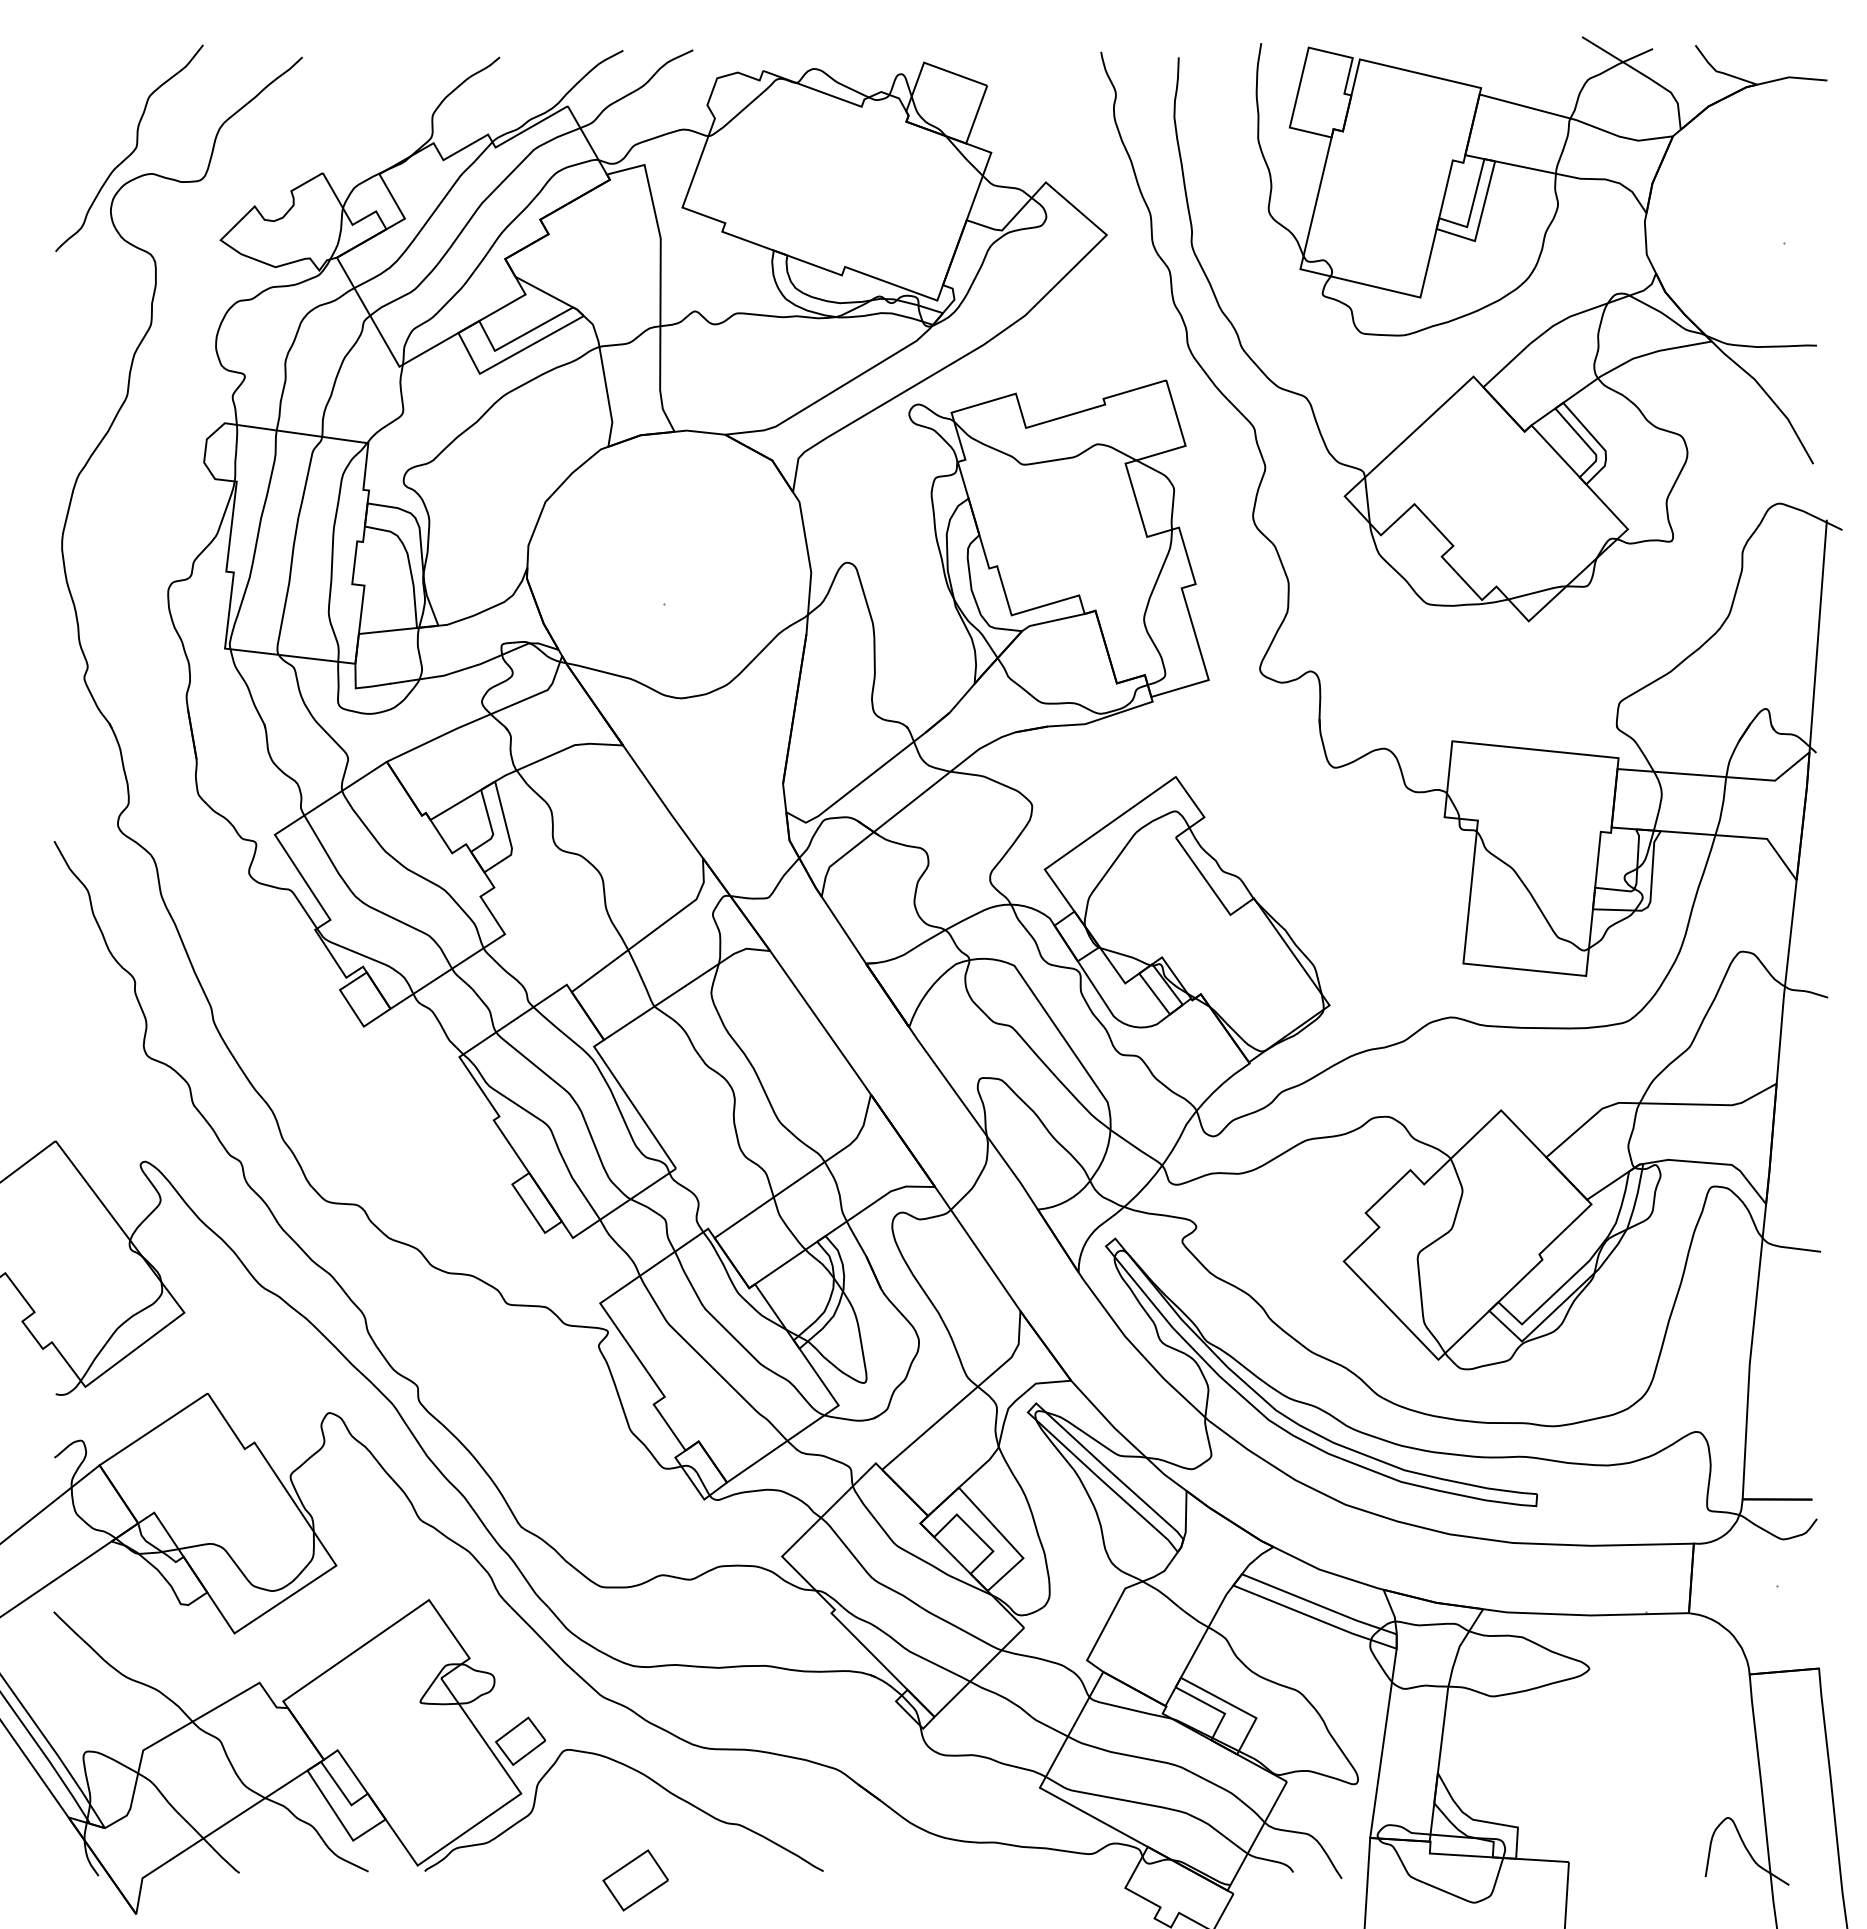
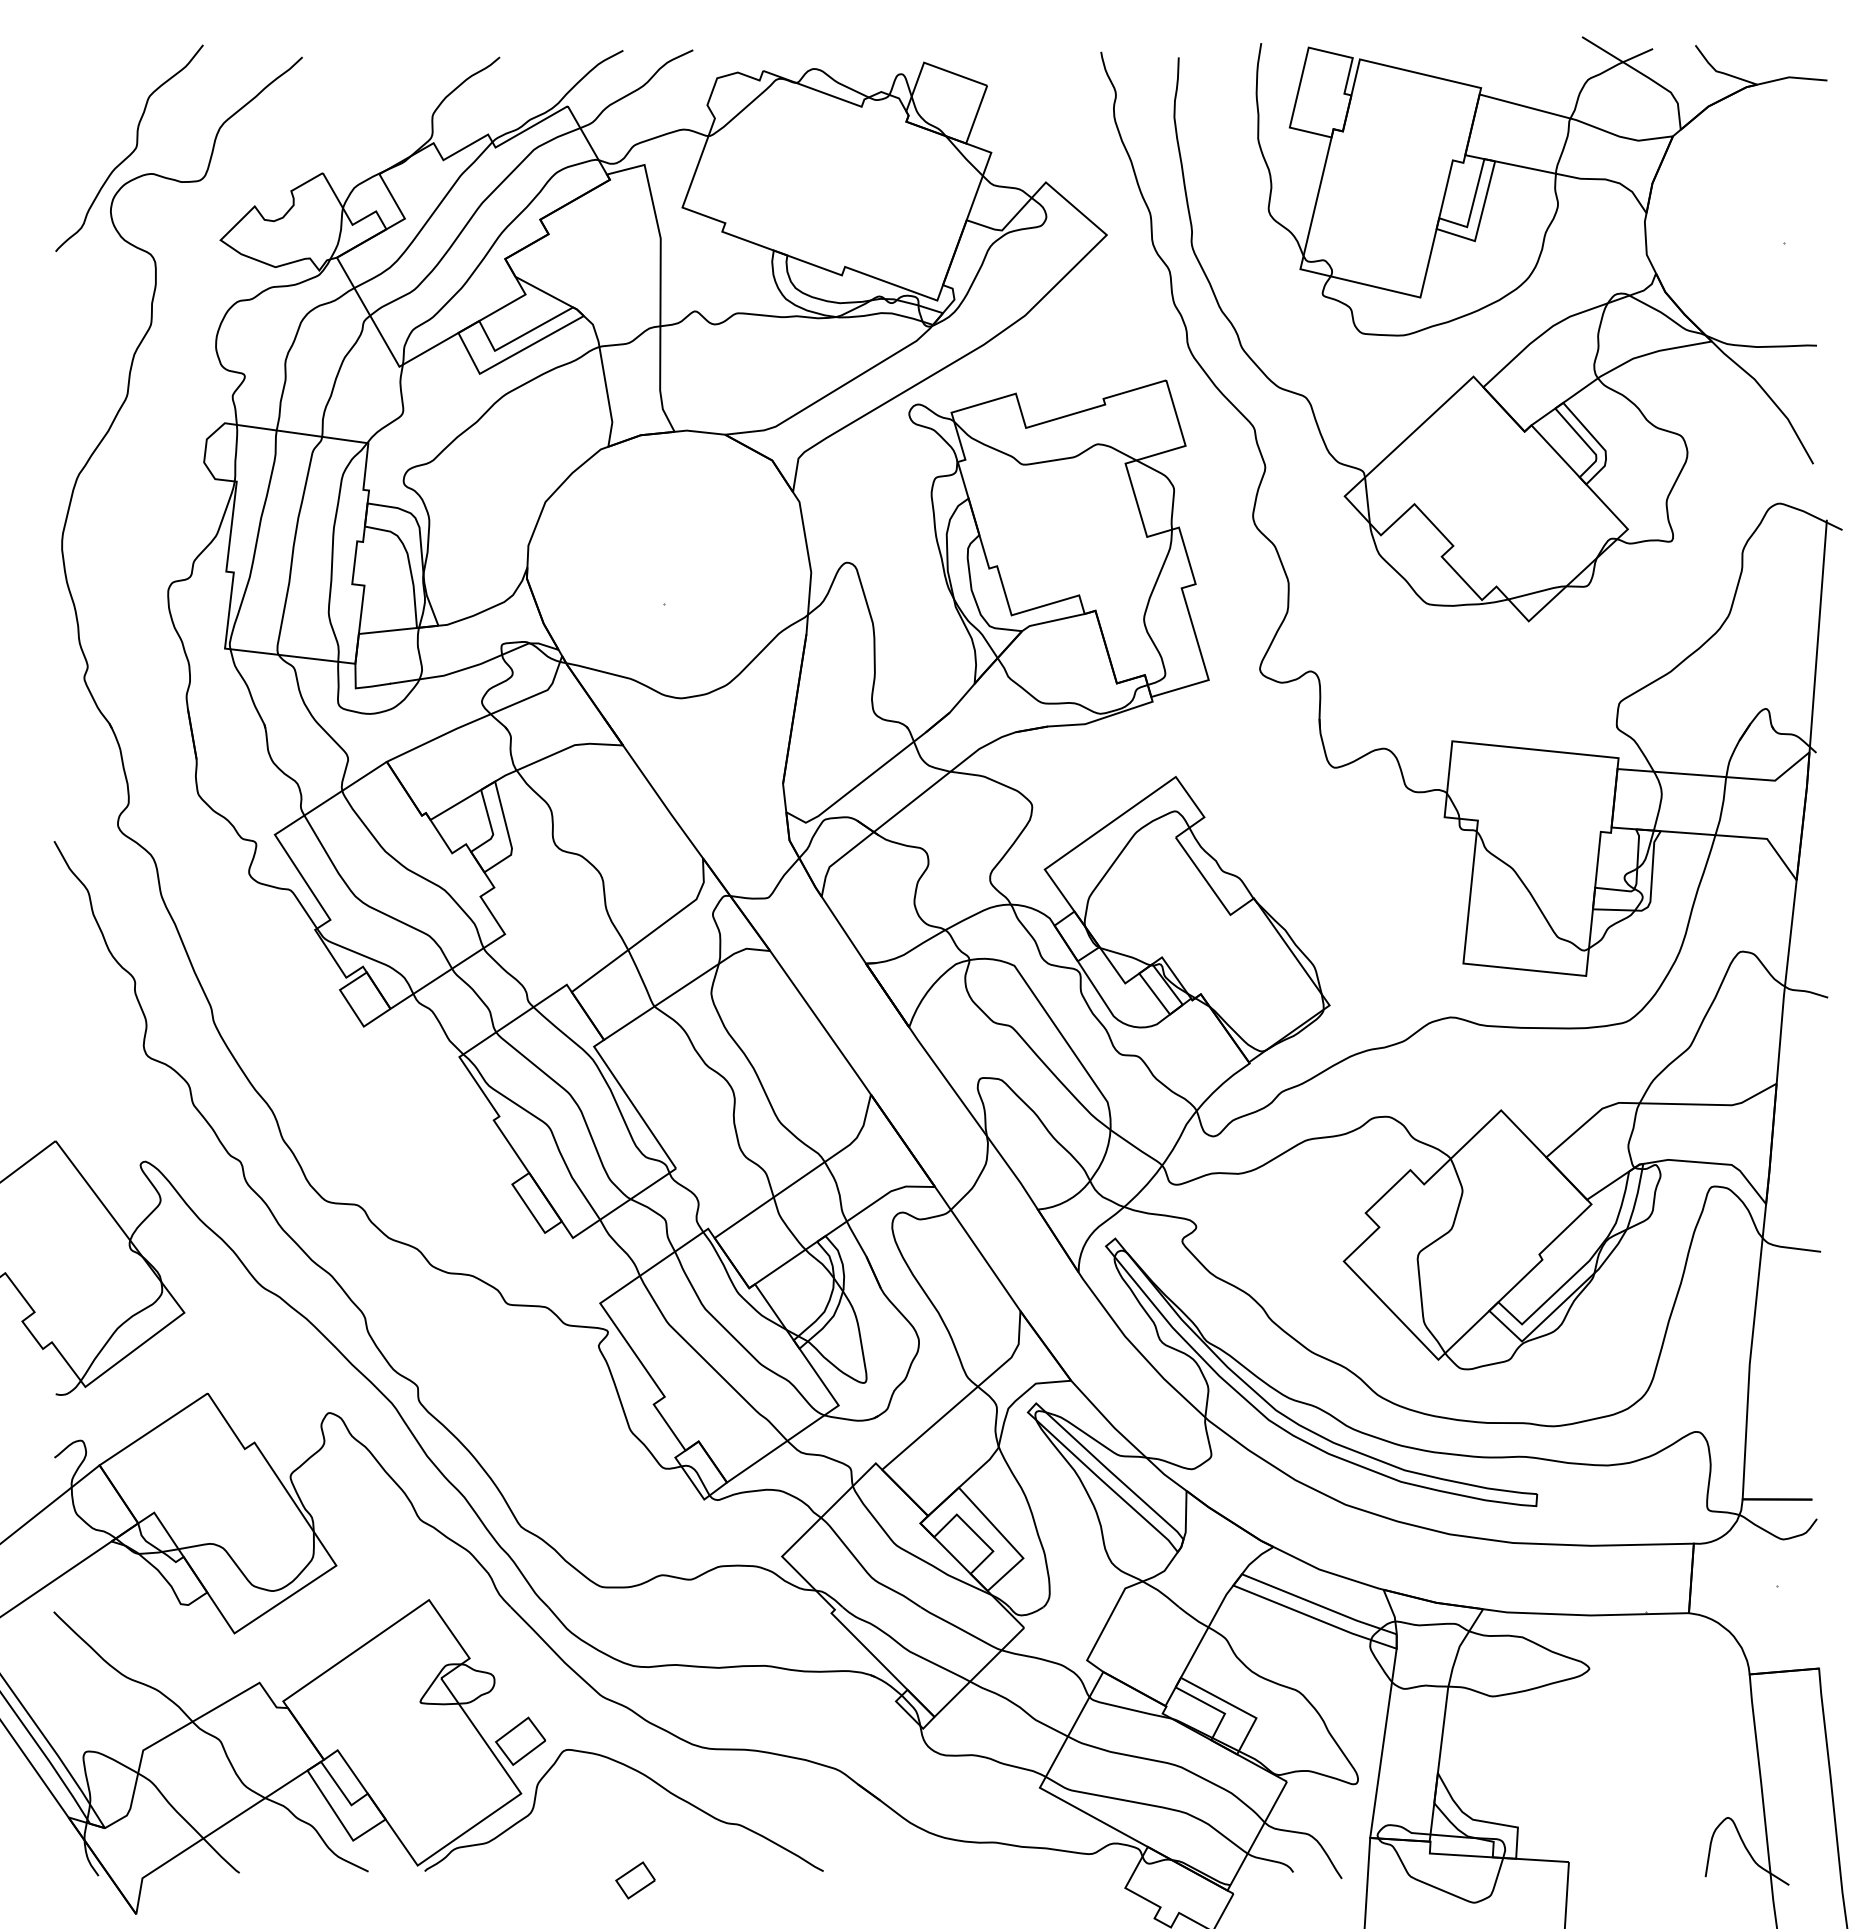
part size: 67x63 px -> 41x39 px (635, 1880)
